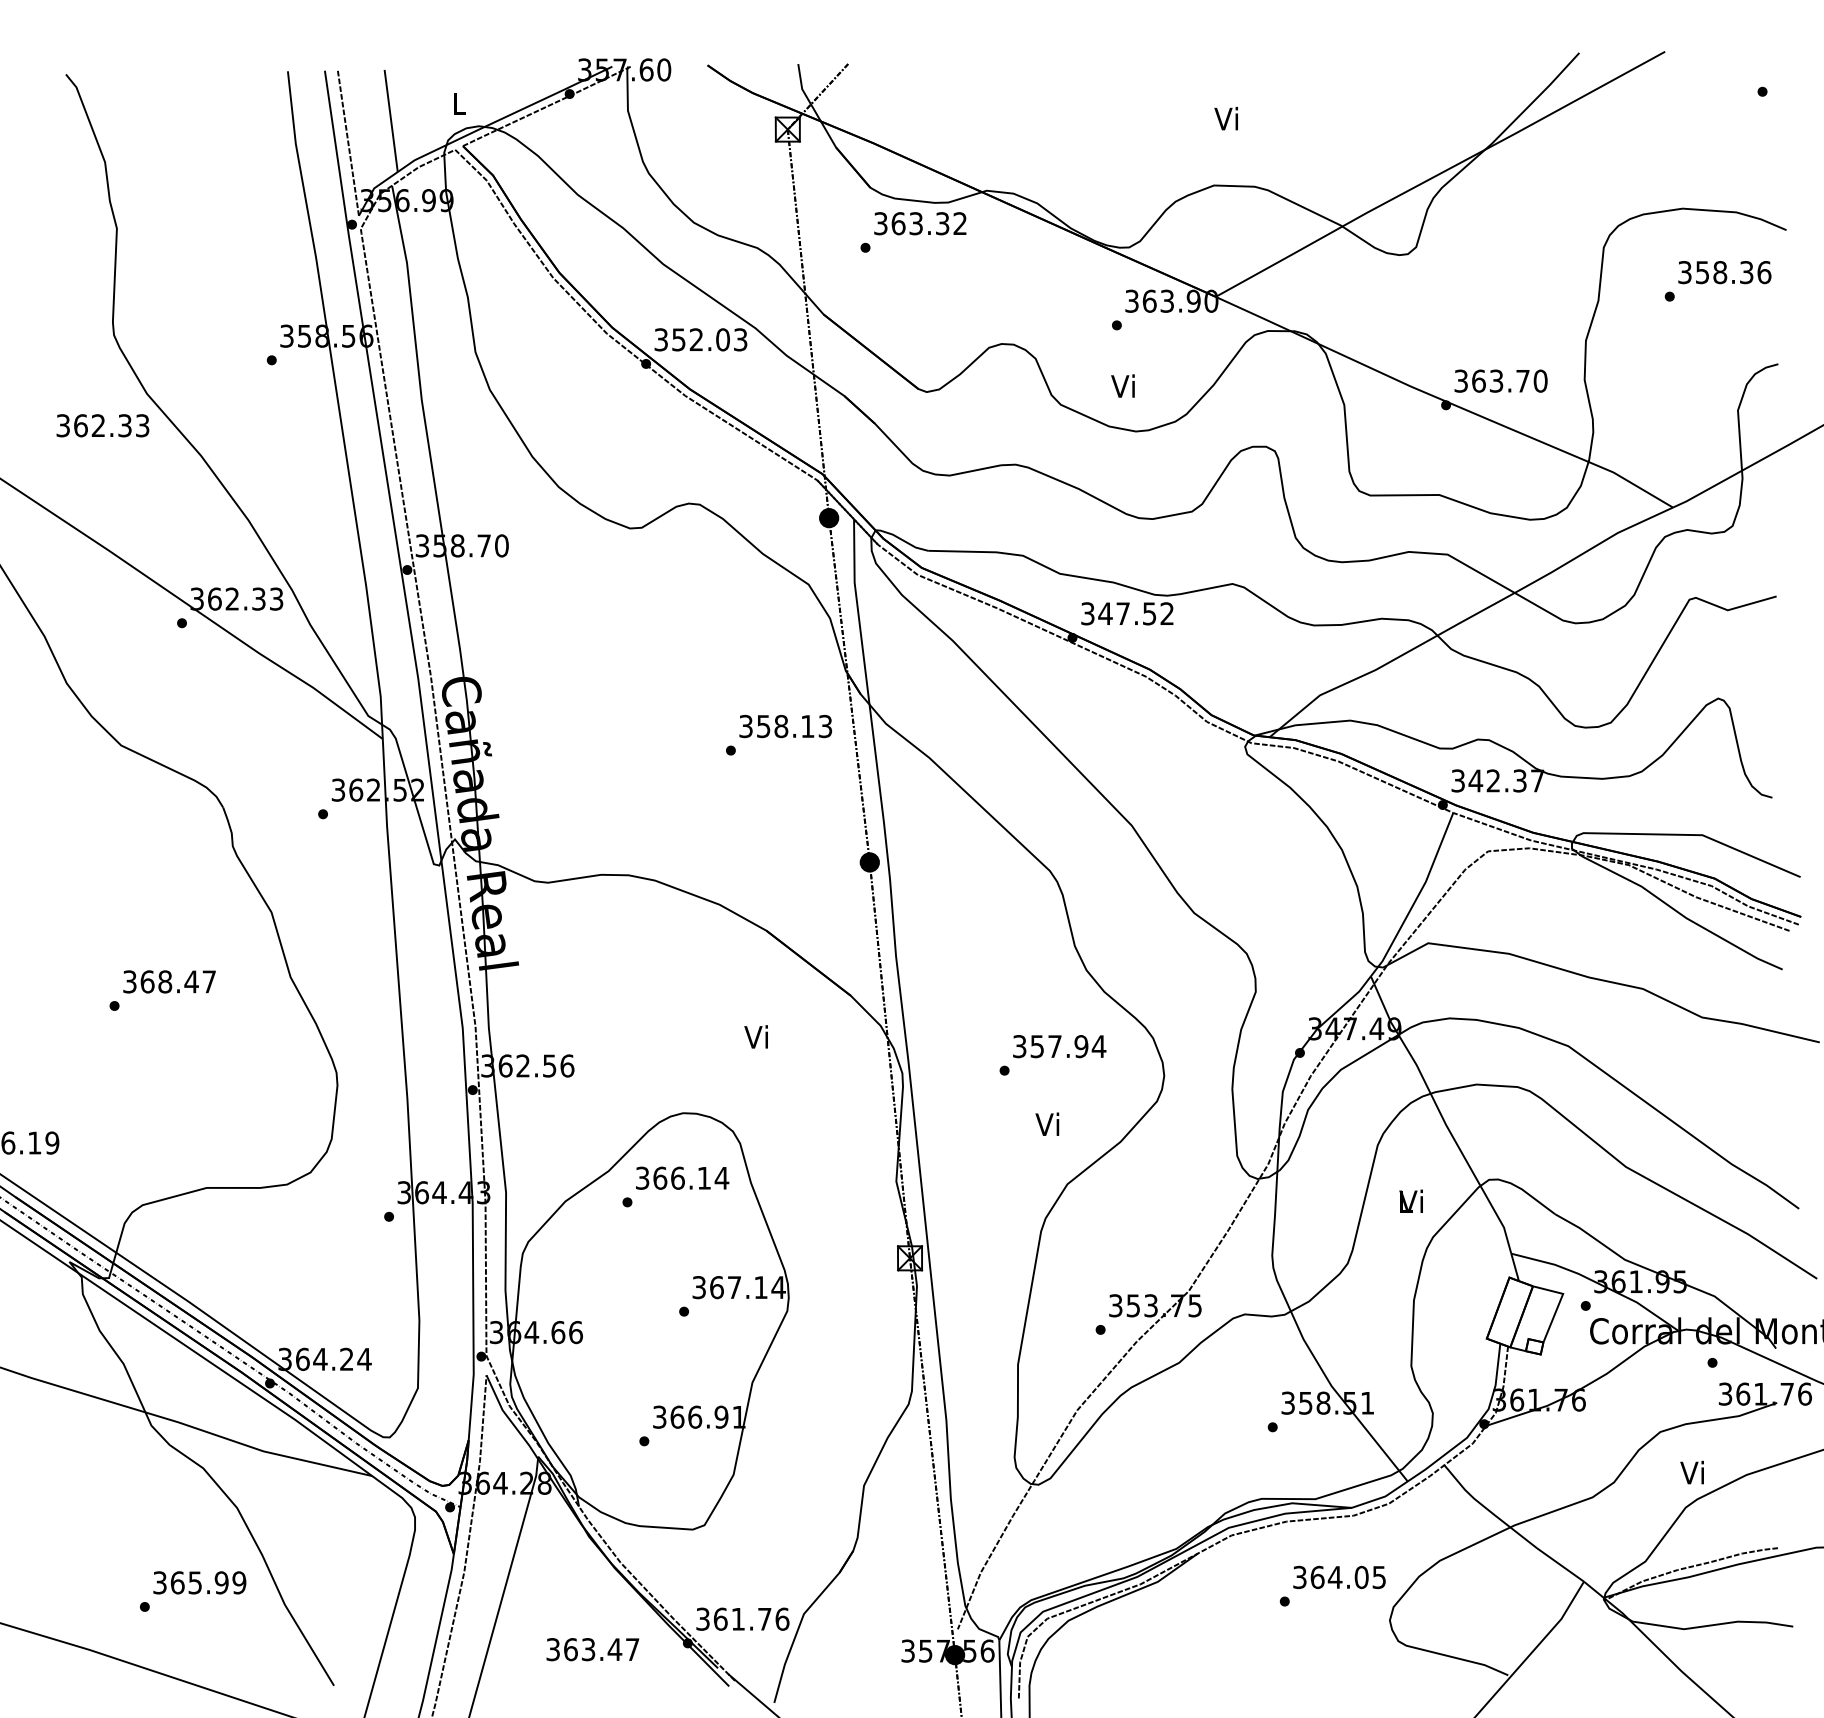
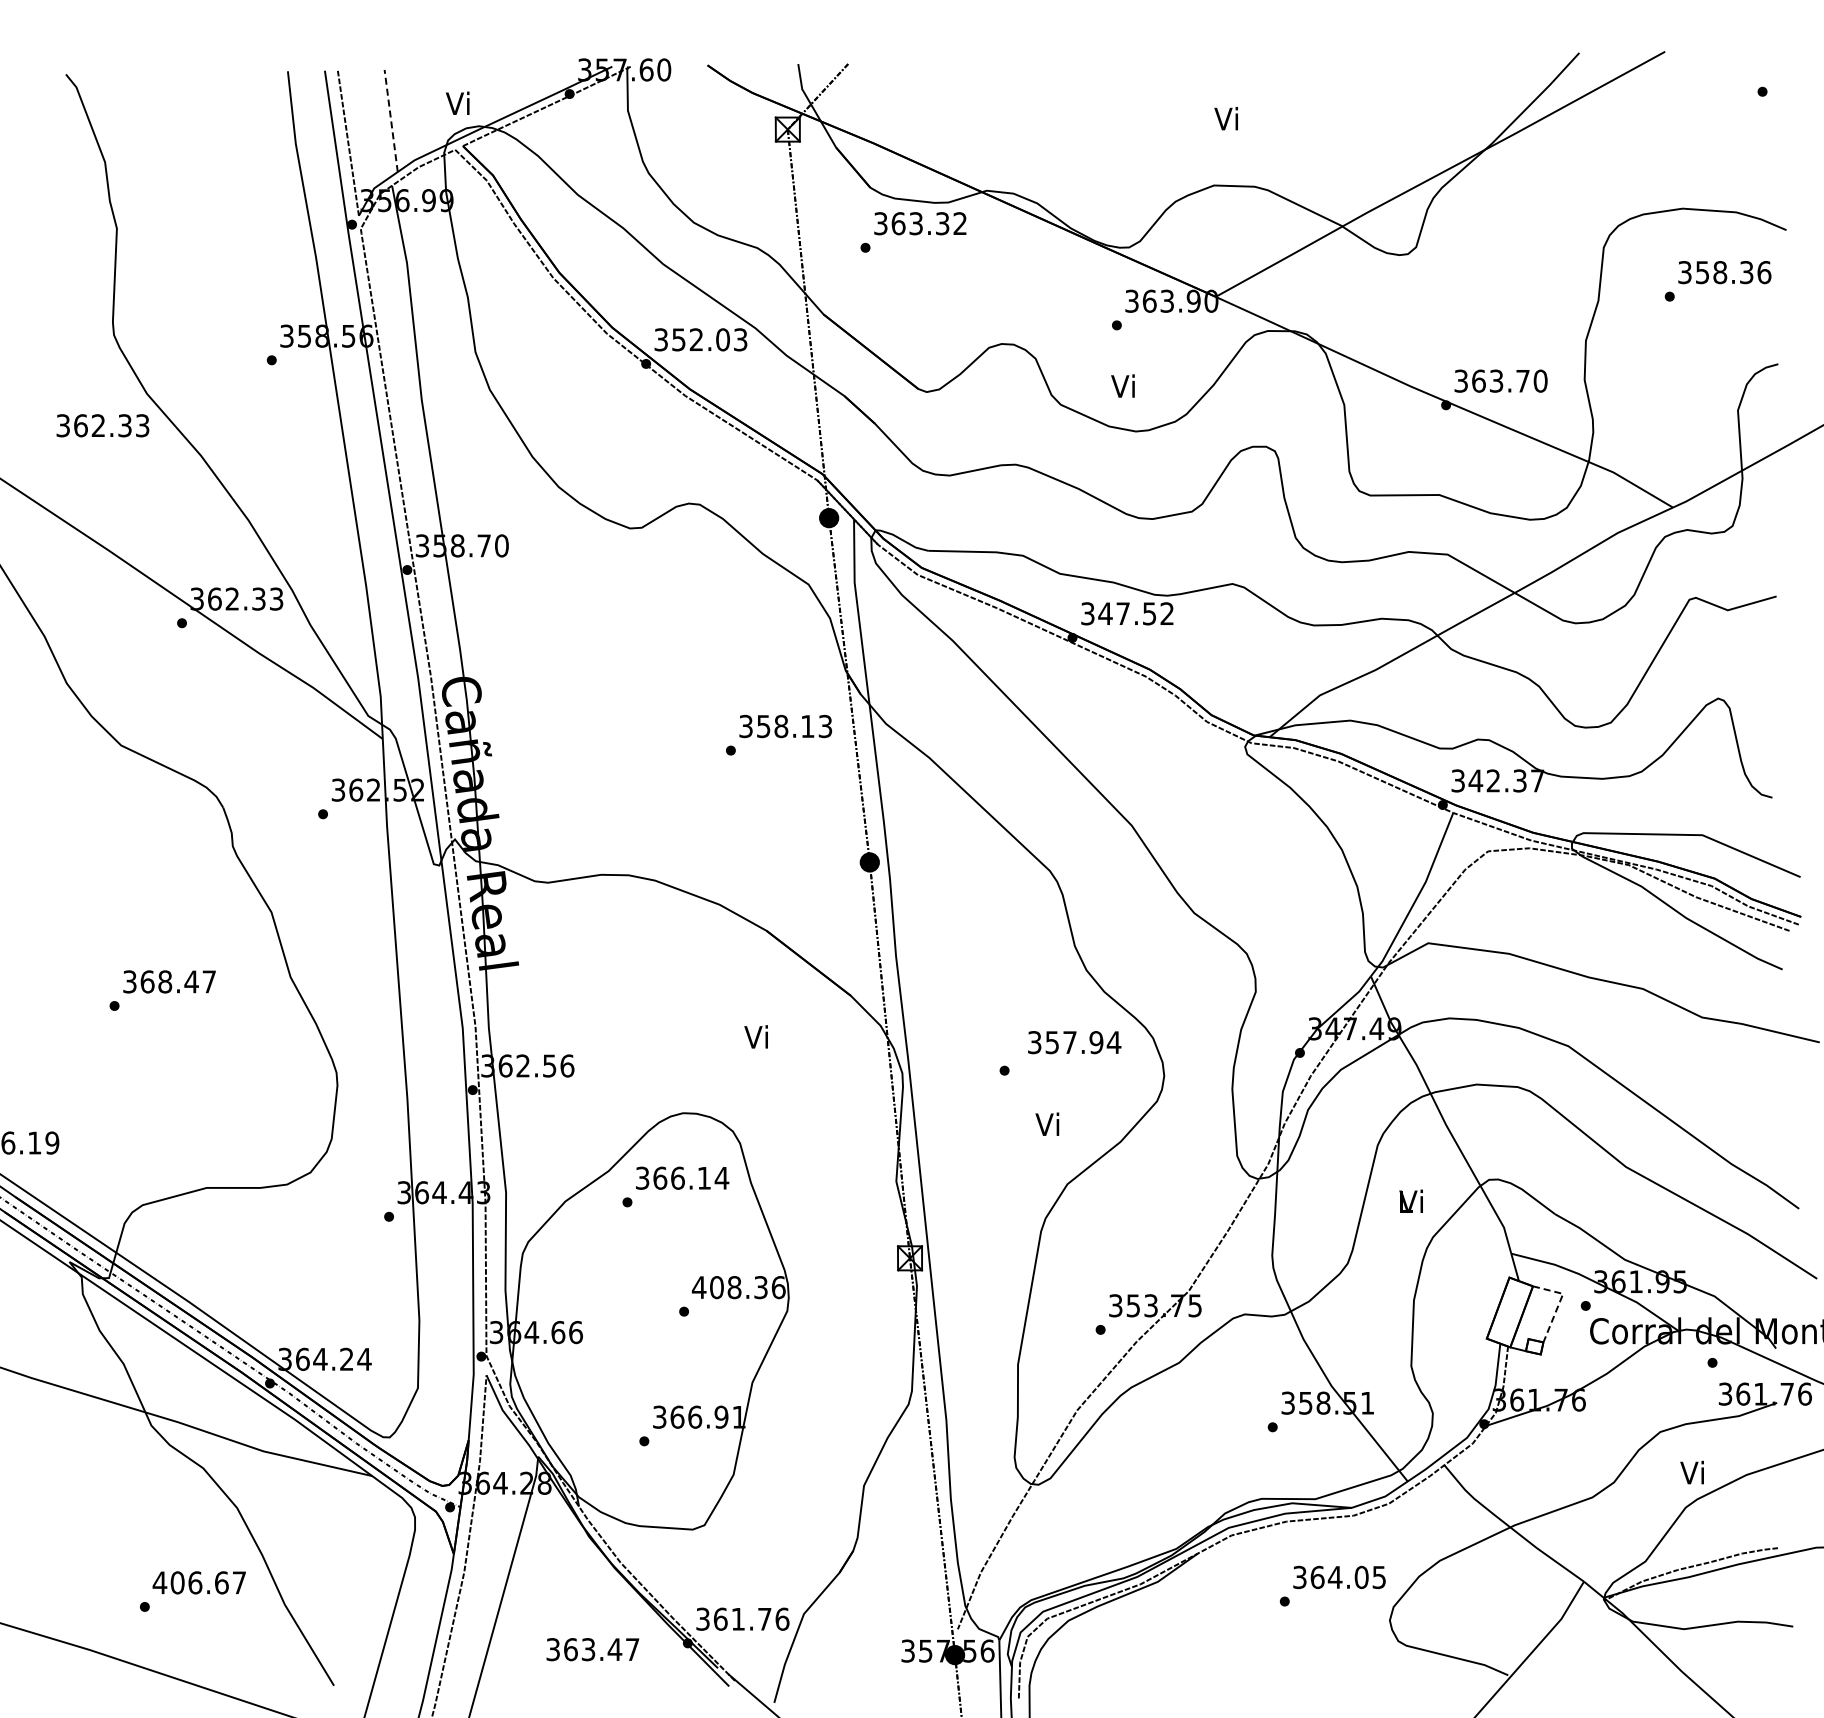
text: L -> Vi (457, 102)
line: solid -> dashed (391, 120)
text position: (1059, 1046) -> (1074, 1042) (1074, 1042)
text: 367.14 -> 408.36 (738, 1287)
line: solid -> dashed (1559, 1303)
text: 365.99 -> 406.67 (199, 1582)
